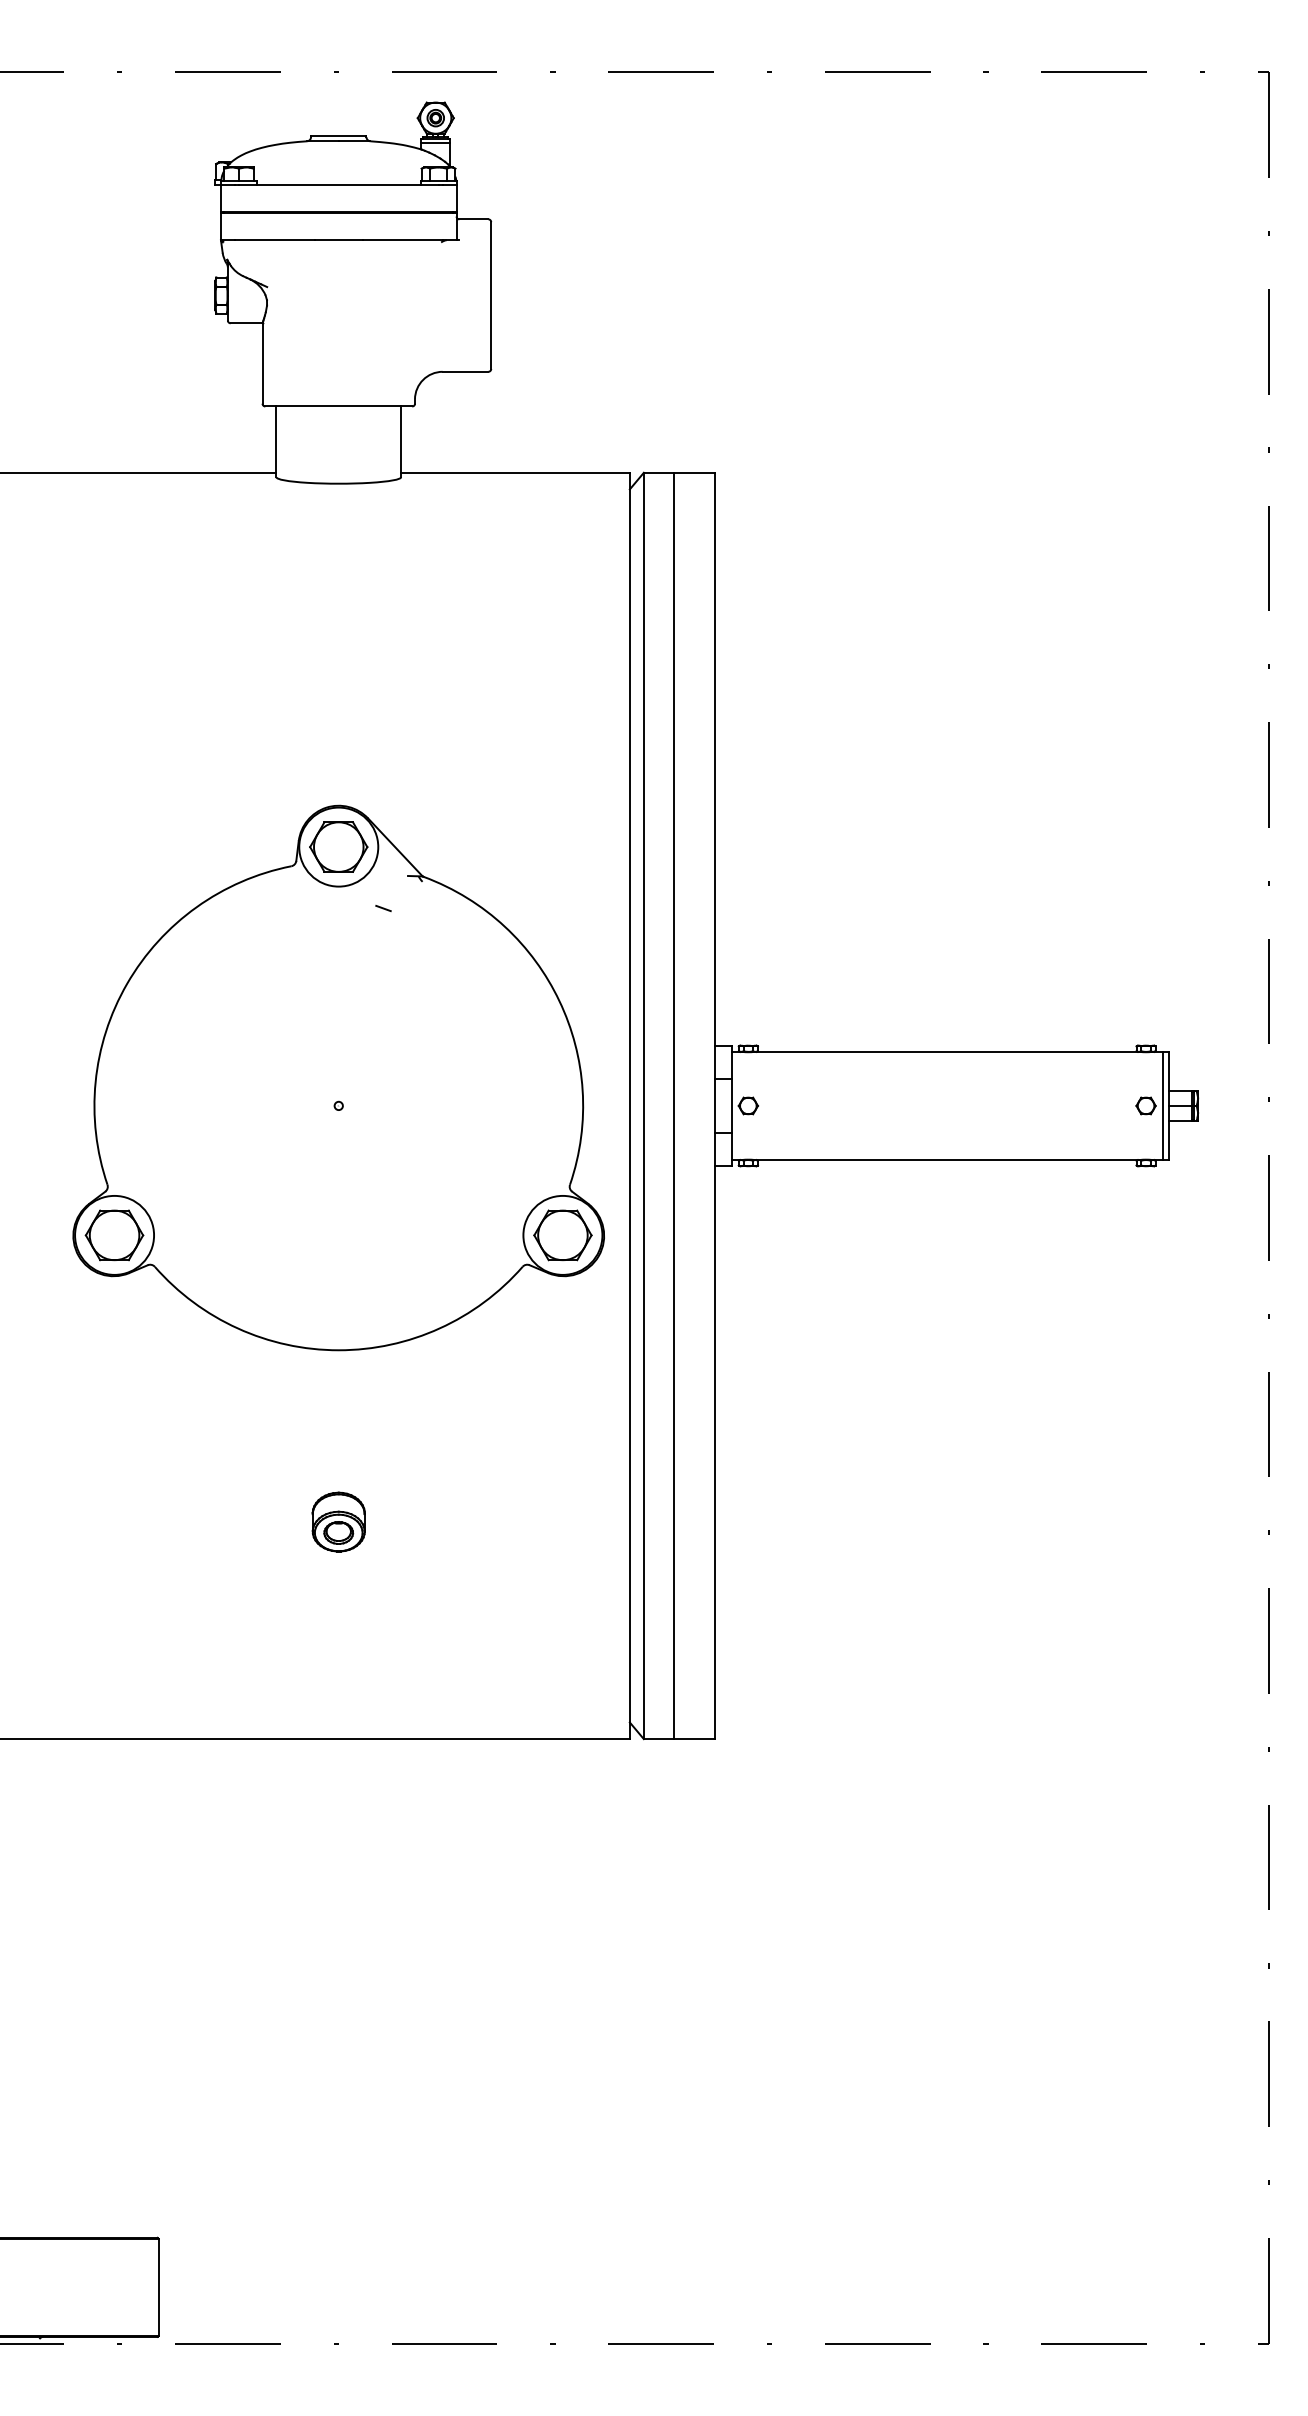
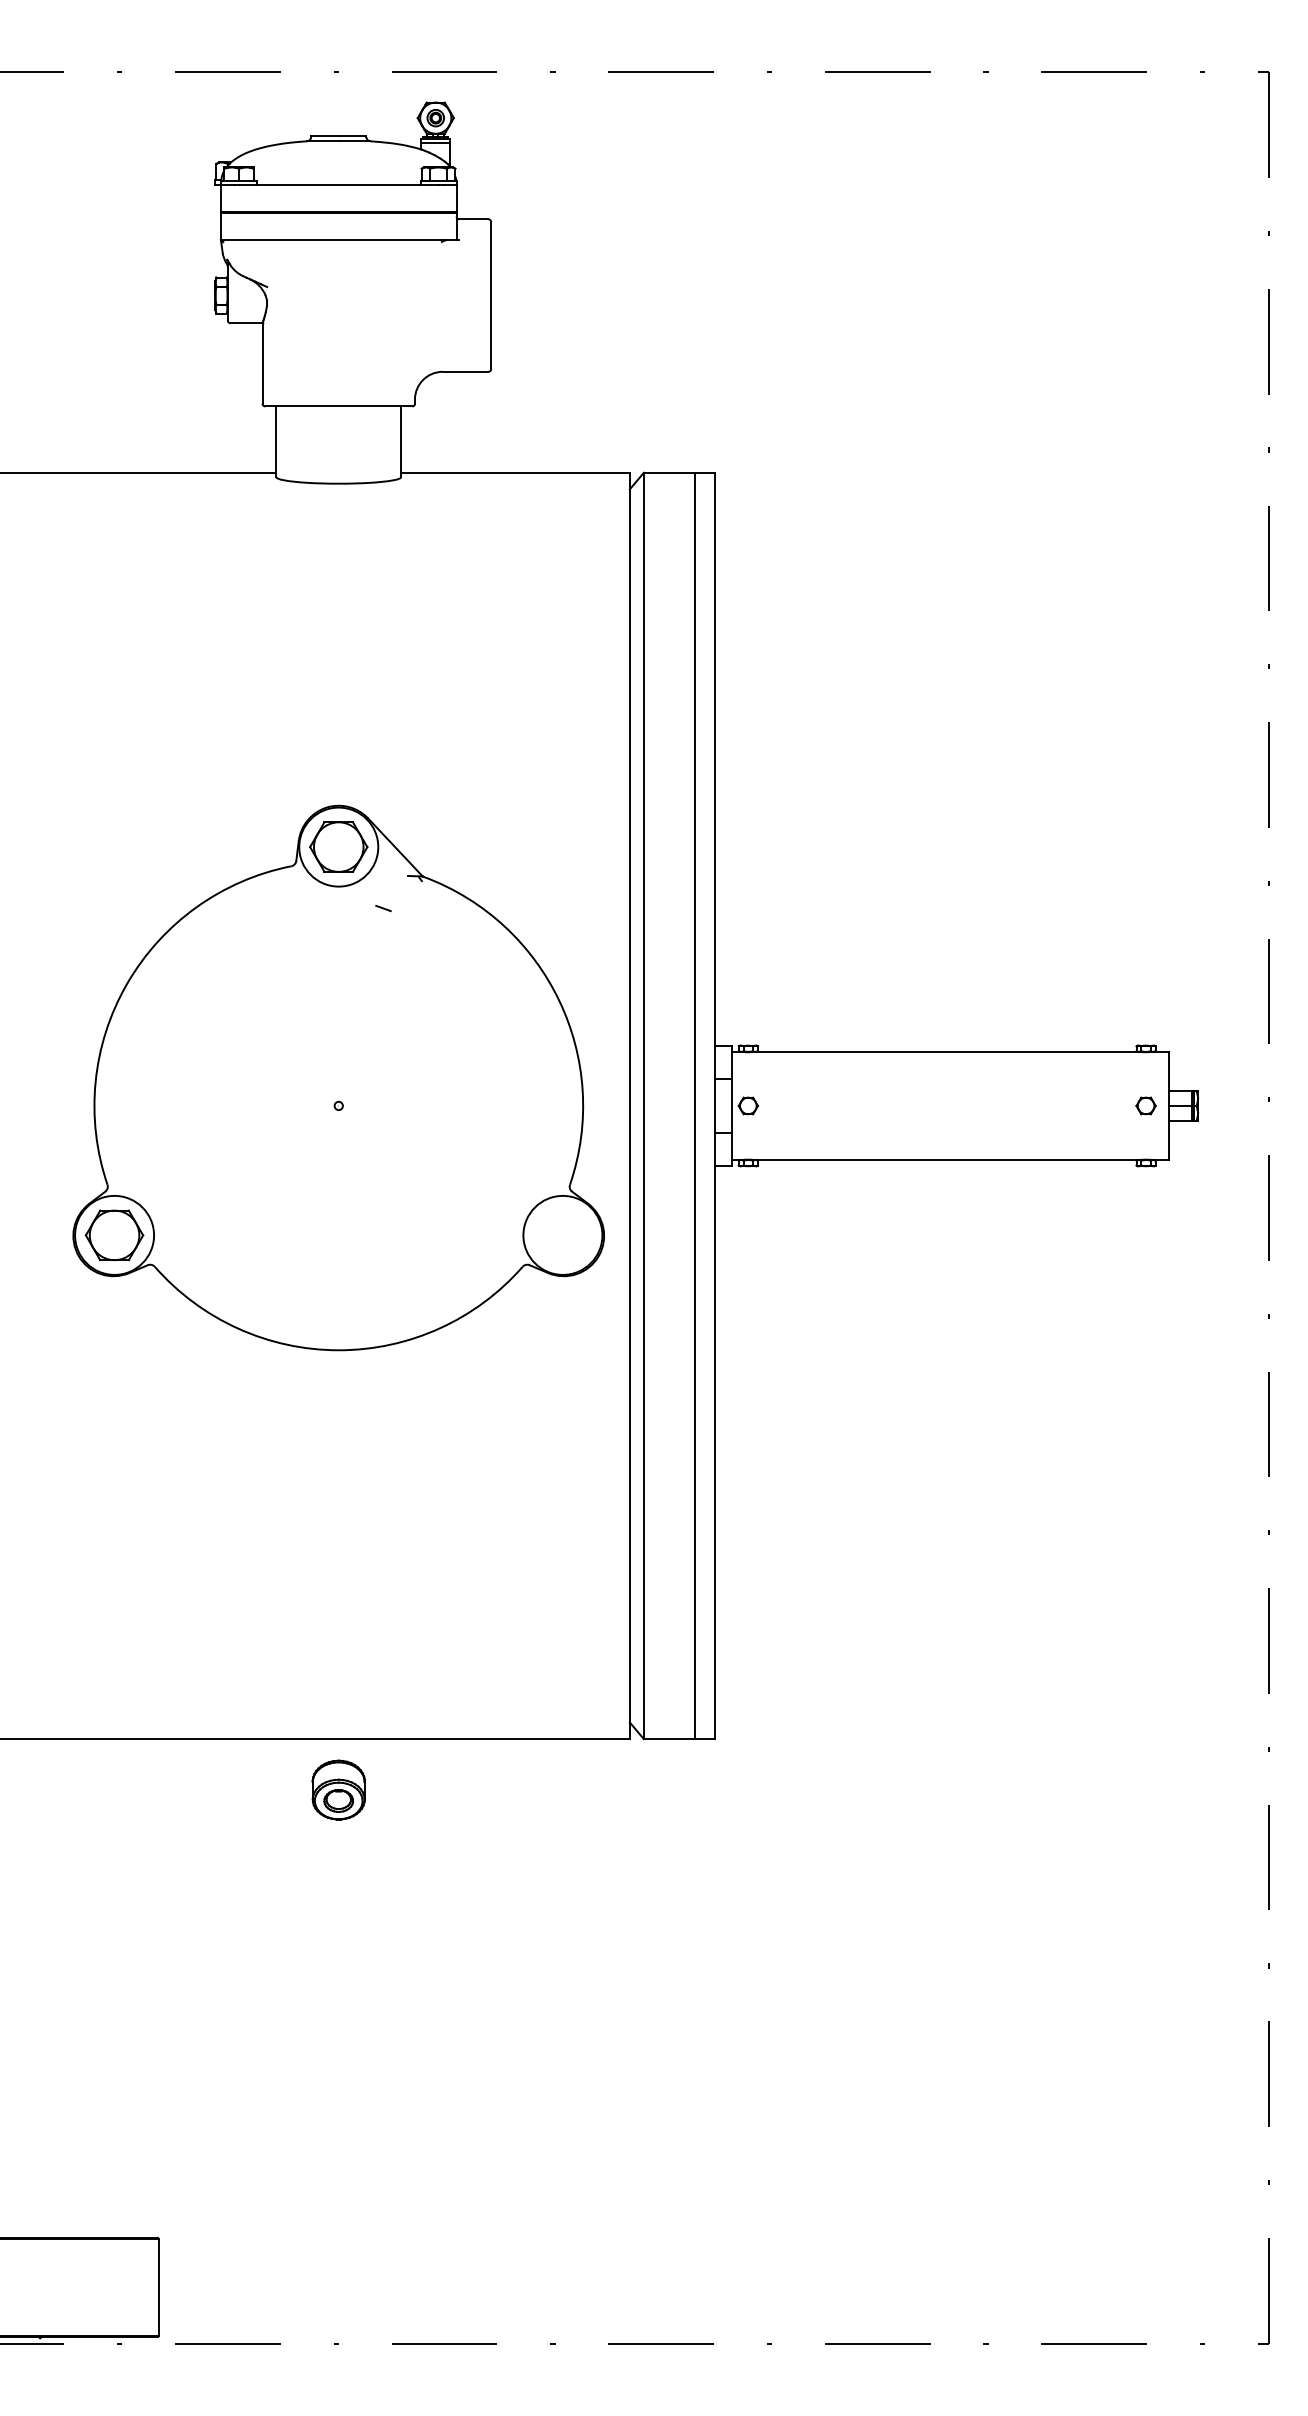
line position: (673, 1105) -> (694, 1105) (694, 1105)
line: present -> none (1162, 1105)
part: present -> none (562, 1235)
part position: (338, 1521) -> (338, 1789) (338, 1789)
